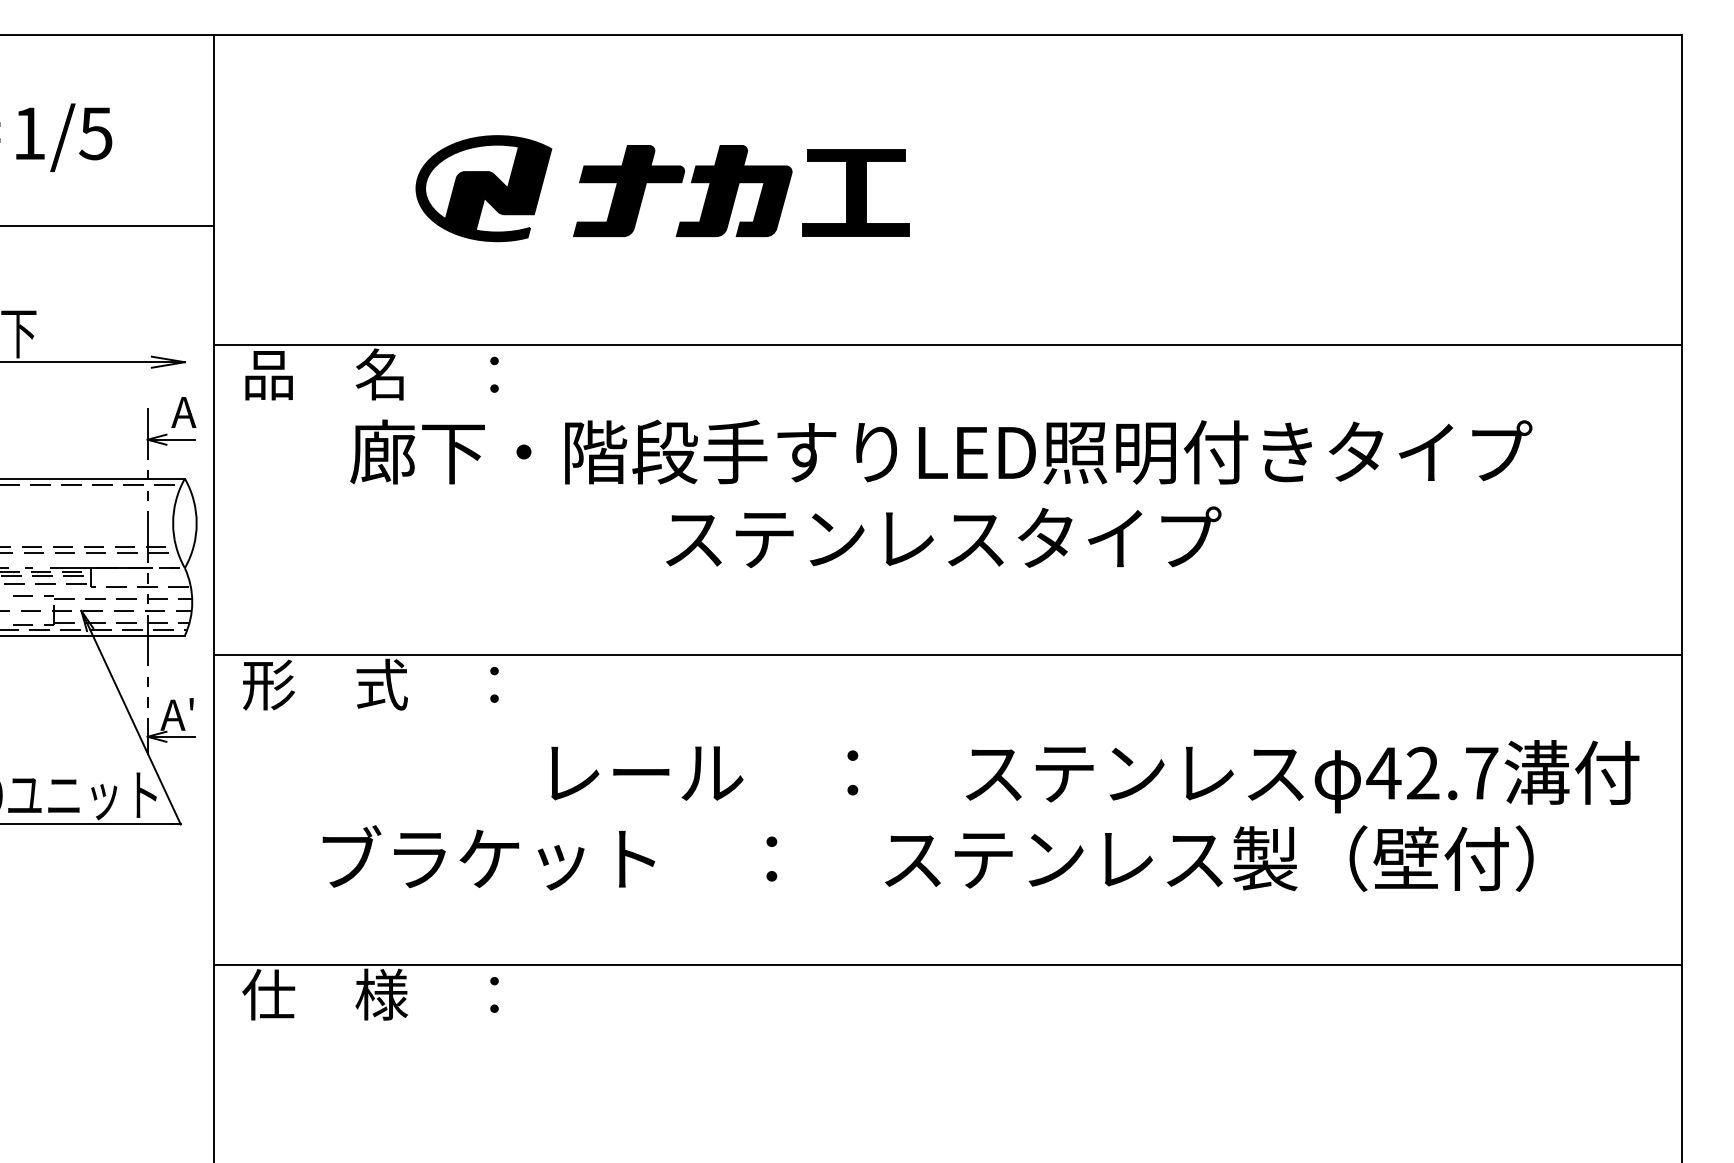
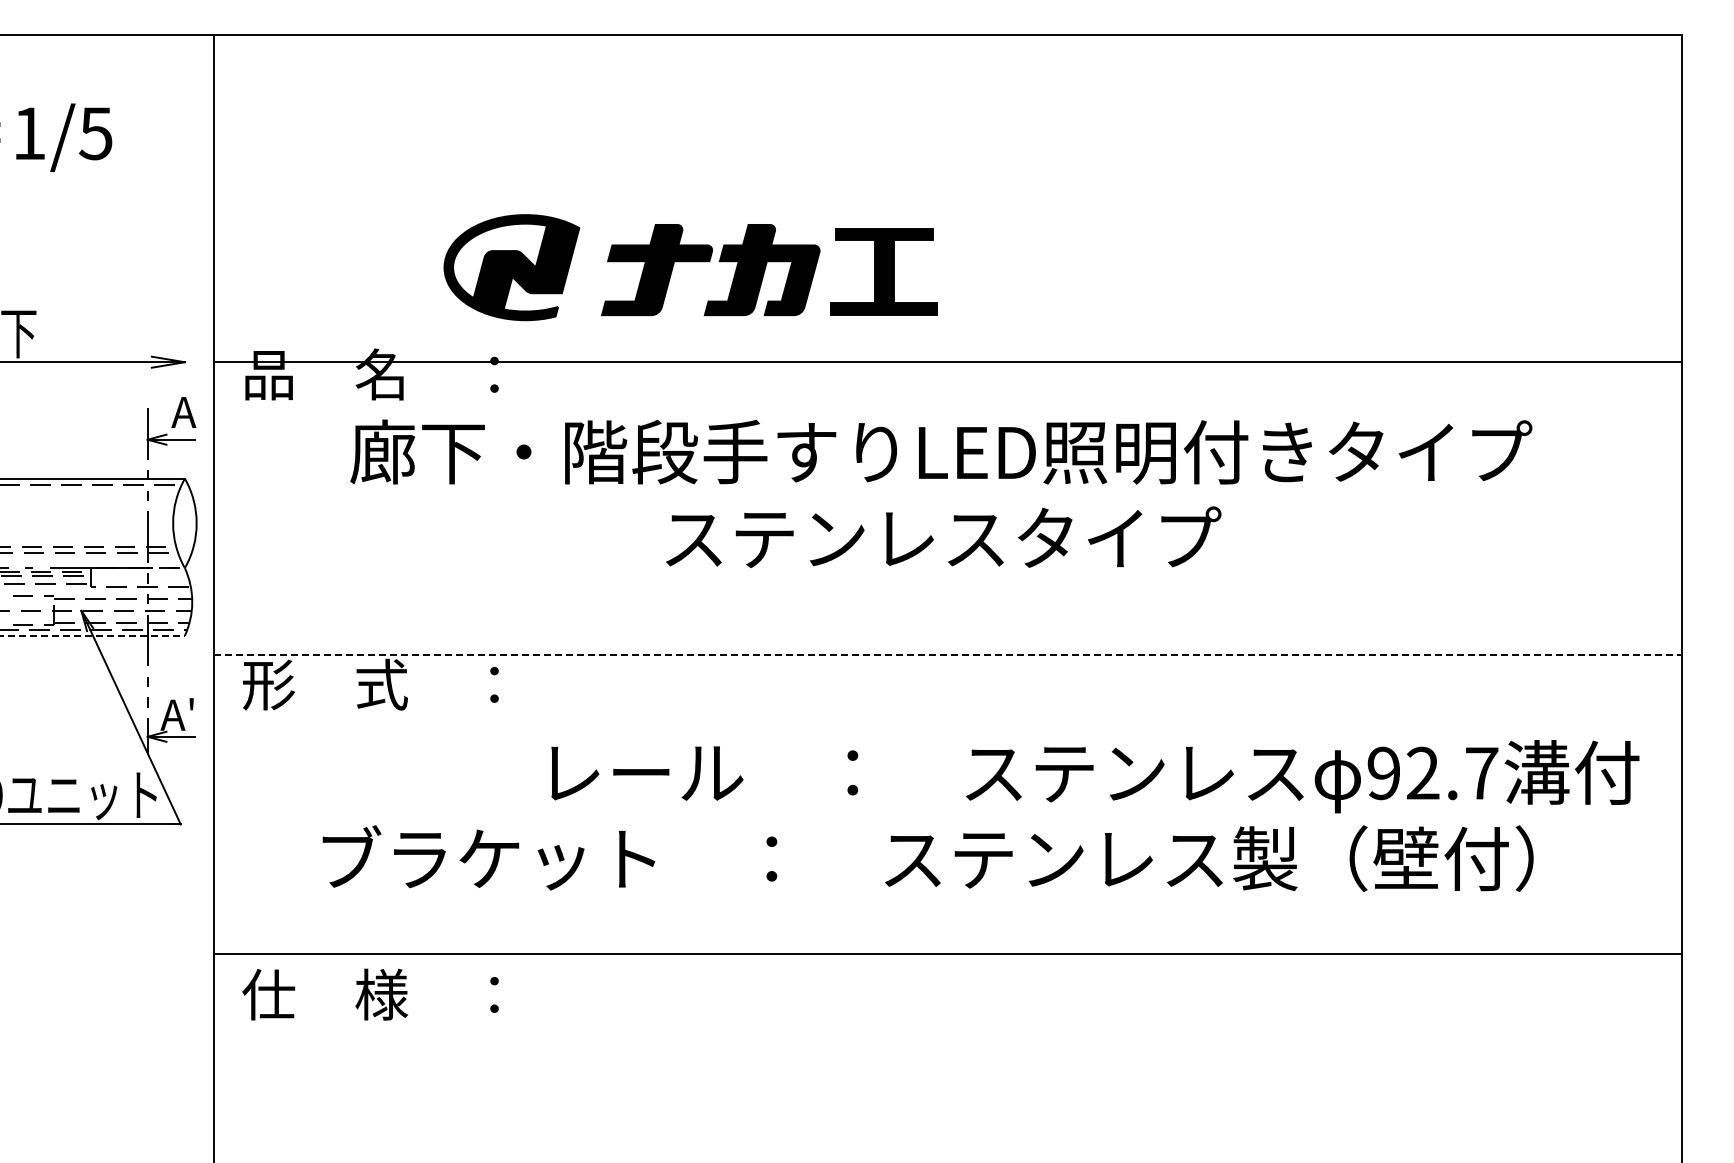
part position: (662, 188) -> (690, 267) (690, 267)
line: present -> none (108, 226)
line position: (947, 344) -> (947, 361) (947, 361)
line: solid -> dashed (92, 635)
line: solid -> dashed (948, 655)
text: 42.7 -> 92.7 (1383, 773)
line position: (947, 965) -> (947, 954) (947, 954)
